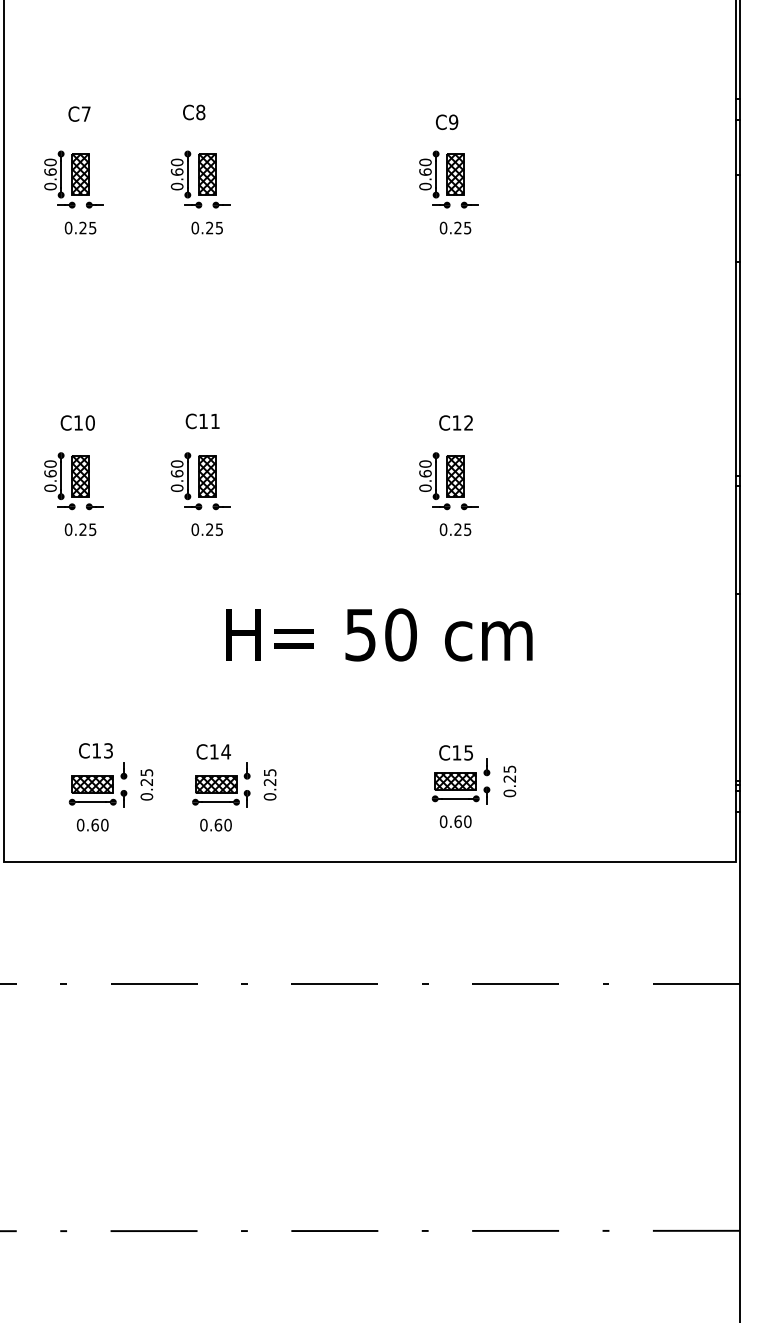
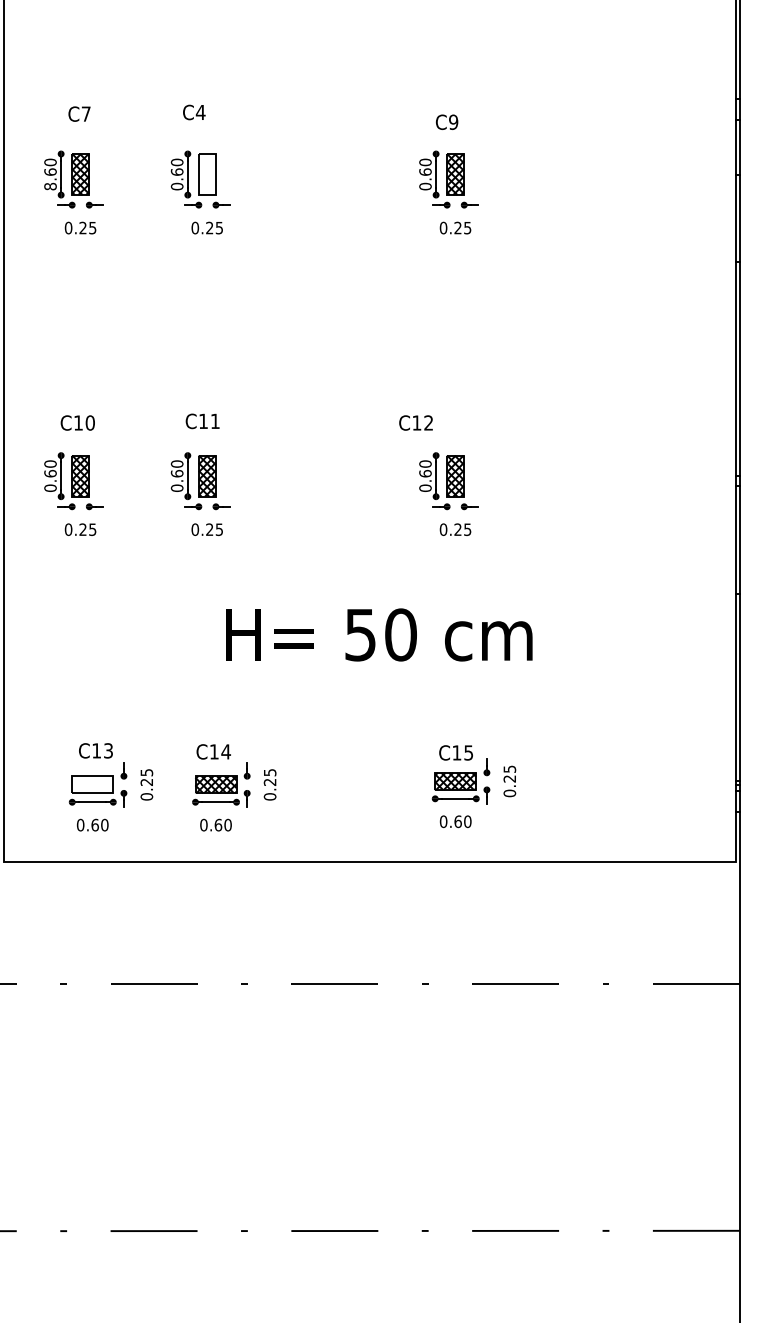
text: C8 -> C4 (200, 112)
hatch: present -> none (207, 174)
text: 0.60 -> 8.60 (50, 186)
text position: (455, 422) -> (415, 422) (415, 422)
hatch: present -> none (92, 784)
